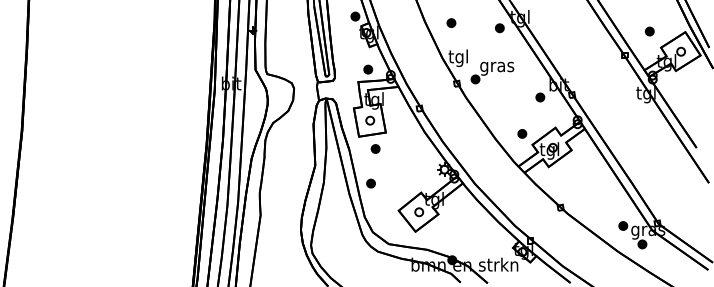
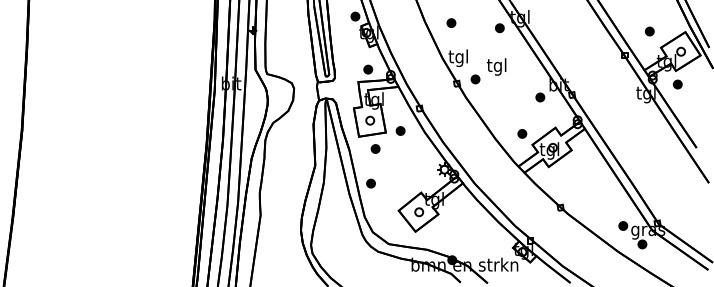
text: gras -> tgl (497, 66)
part: none -> present (677, 84)
part: none -> present (400, 130)
